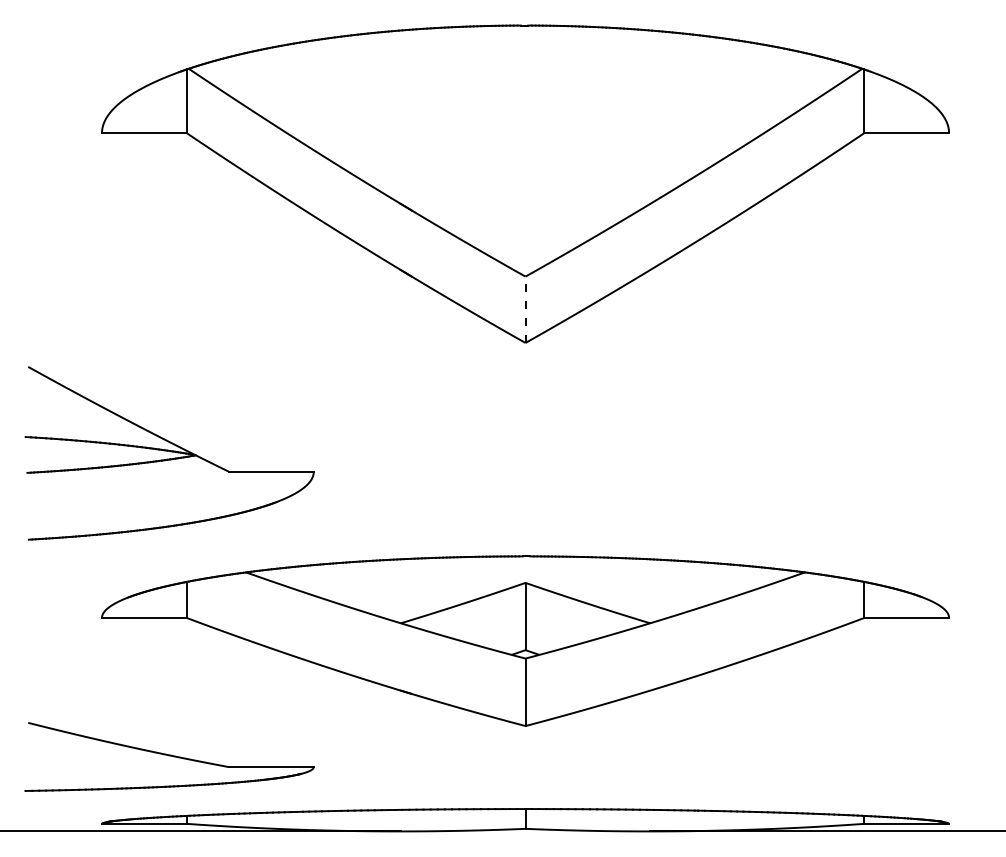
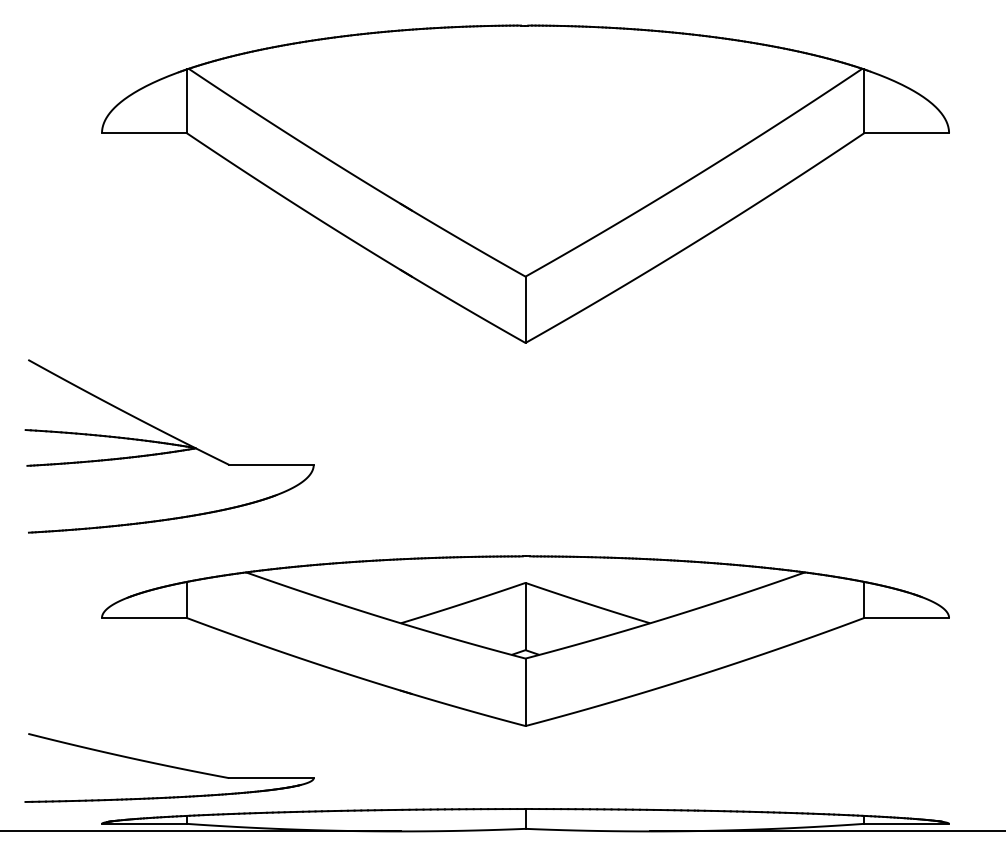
line: dashed -> solid (525, 309)
part position: (169, 453) -> (169, 446) (169, 446)
part position: (169, 756) -> (169, 767) (169, 767)
